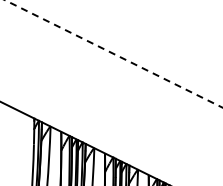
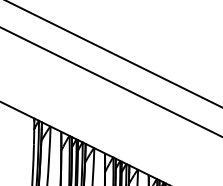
line: dashed -> solid (113, 53)
line: none -> present (110, 81)
